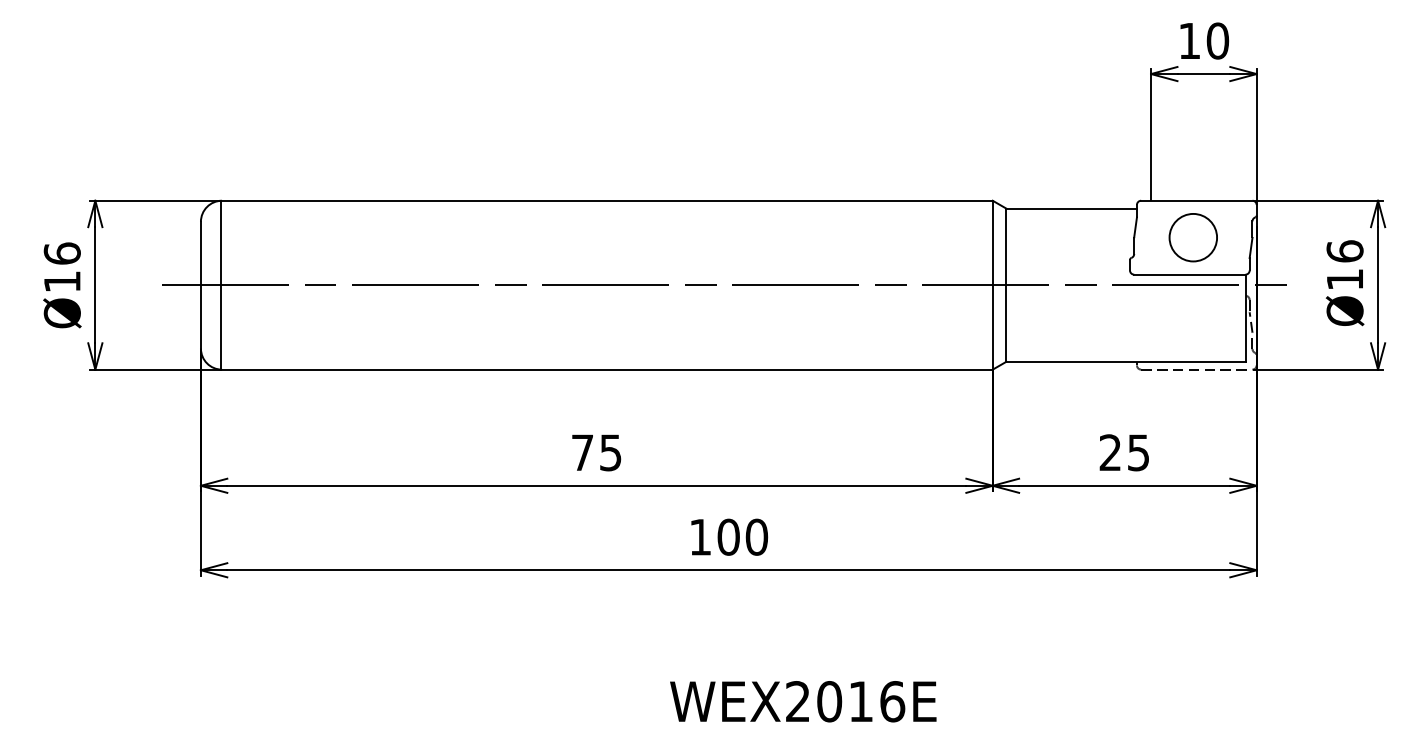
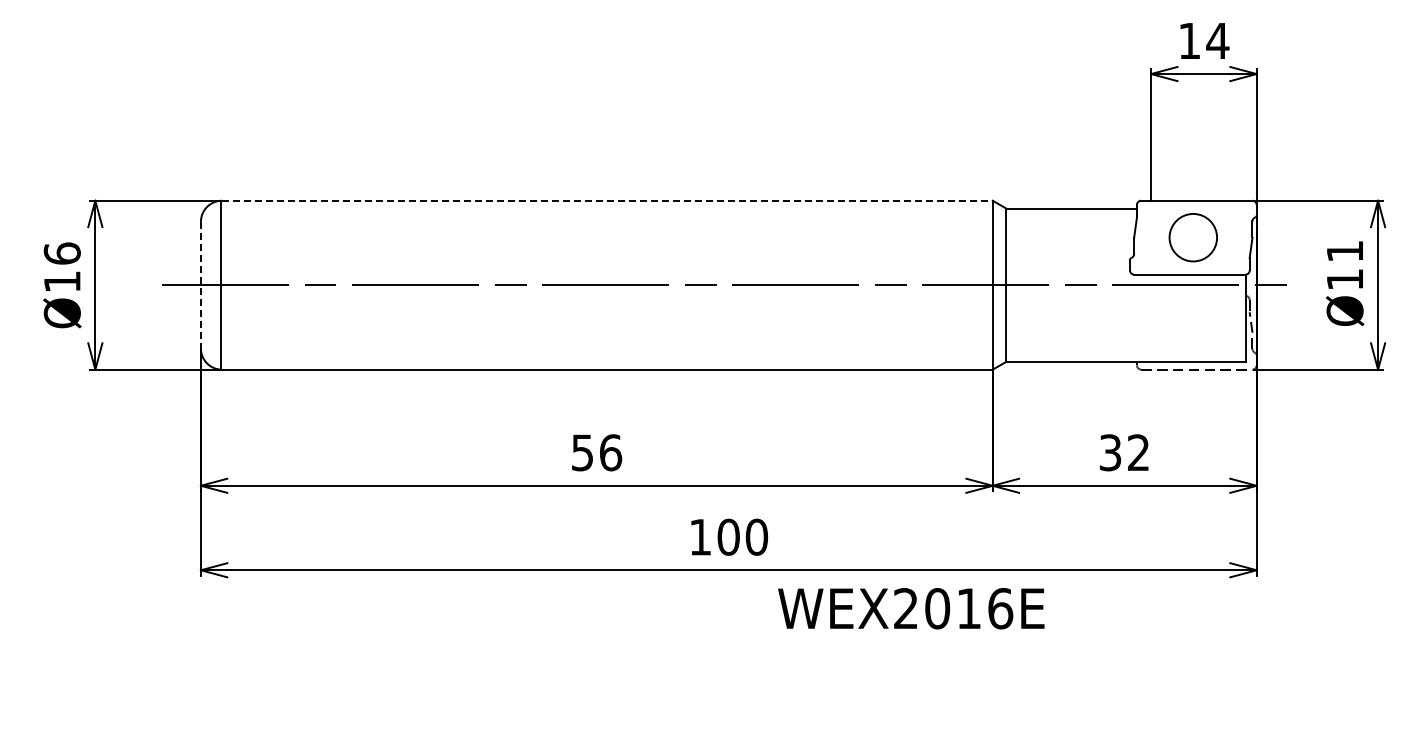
text: 10 -> 14 (1217, 40)
line: solid -> dashed (607, 200)
text: Ø16 -> Ø11 (1344, 251)
line: solid -> dashed (200, 285)
text: 75 -> 56 (597, 452)
text: 25 -> 32 (1123, 452)
text position: (803, 701) -> (911, 608) (911, 608)
